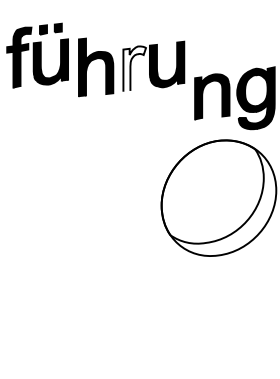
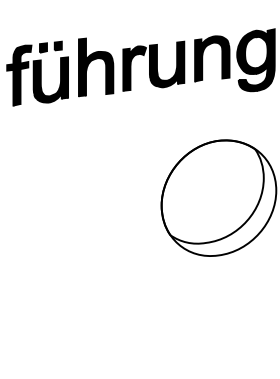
part position: (37, 55) -> (37, 73) (37, 73)
fill: none -> present (134, 68)
part position: (234, 98) -> (234, 60) (234, 60)
